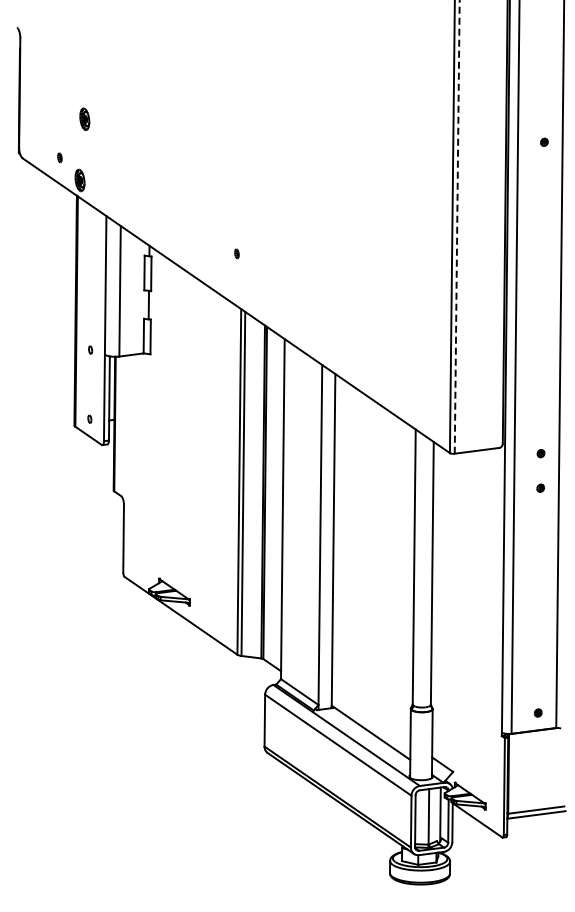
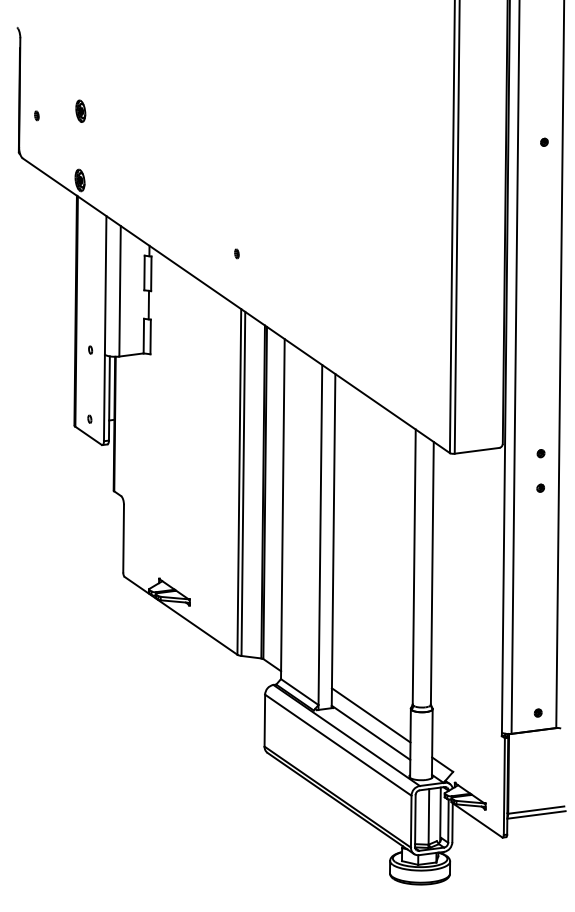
part position: (84, 118) -> (80, 110) (80, 110)
part position: (59, 157) -> (36, 115) (36, 115)
line: dashed -> solid (457, 226)
line: none -> present (370, 715)
